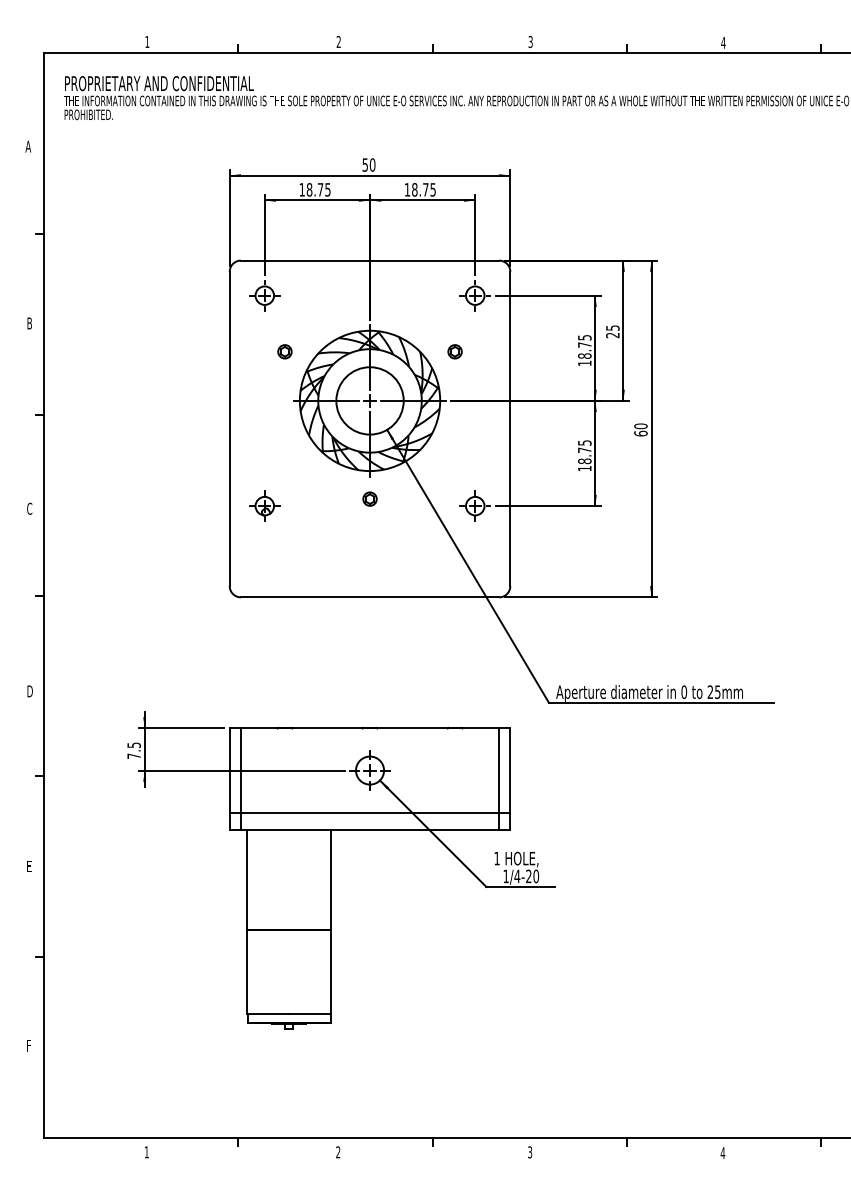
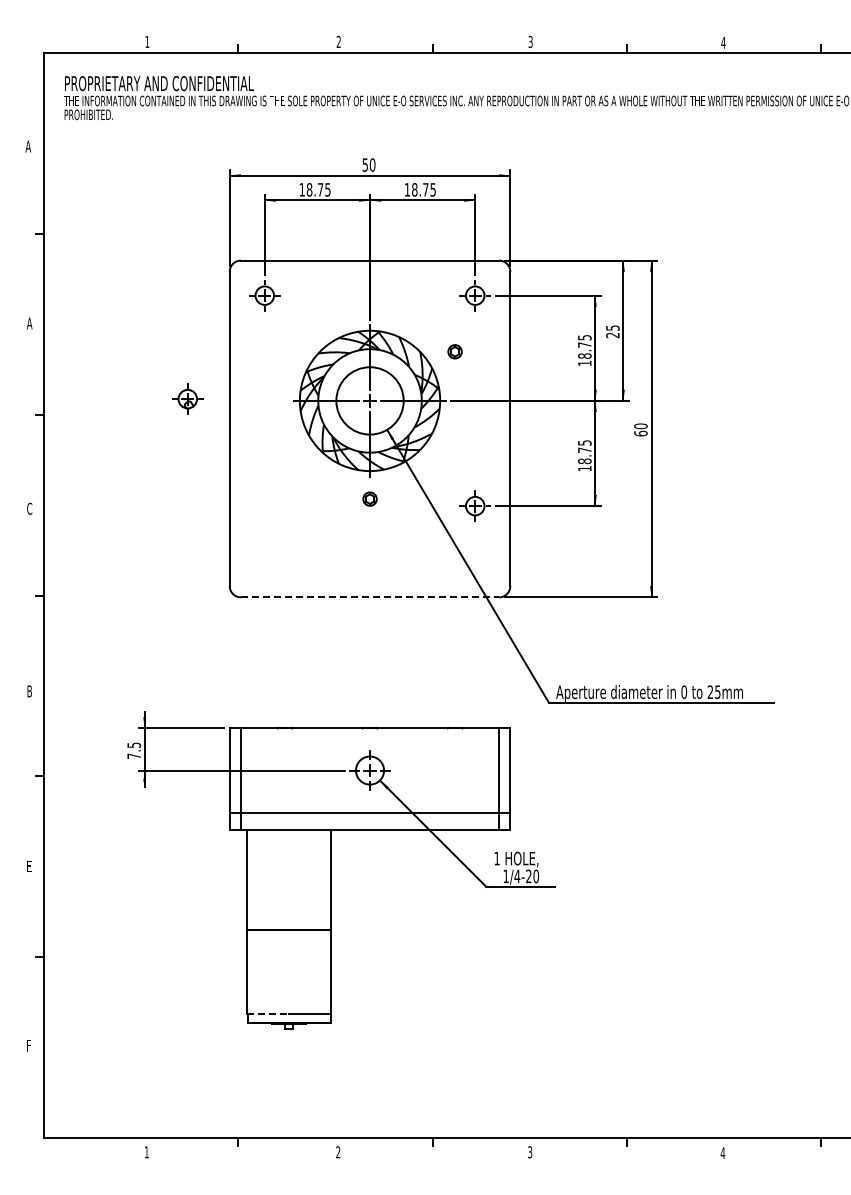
text: B -> A (29, 323)
part: present -> none (284, 351)
part position: (264, 505) -> (187, 398) (187, 398)
line: solid -> dashed (370, 597)
text: D -> B (30, 690)
line: solid -> dashed (268, 1014)
